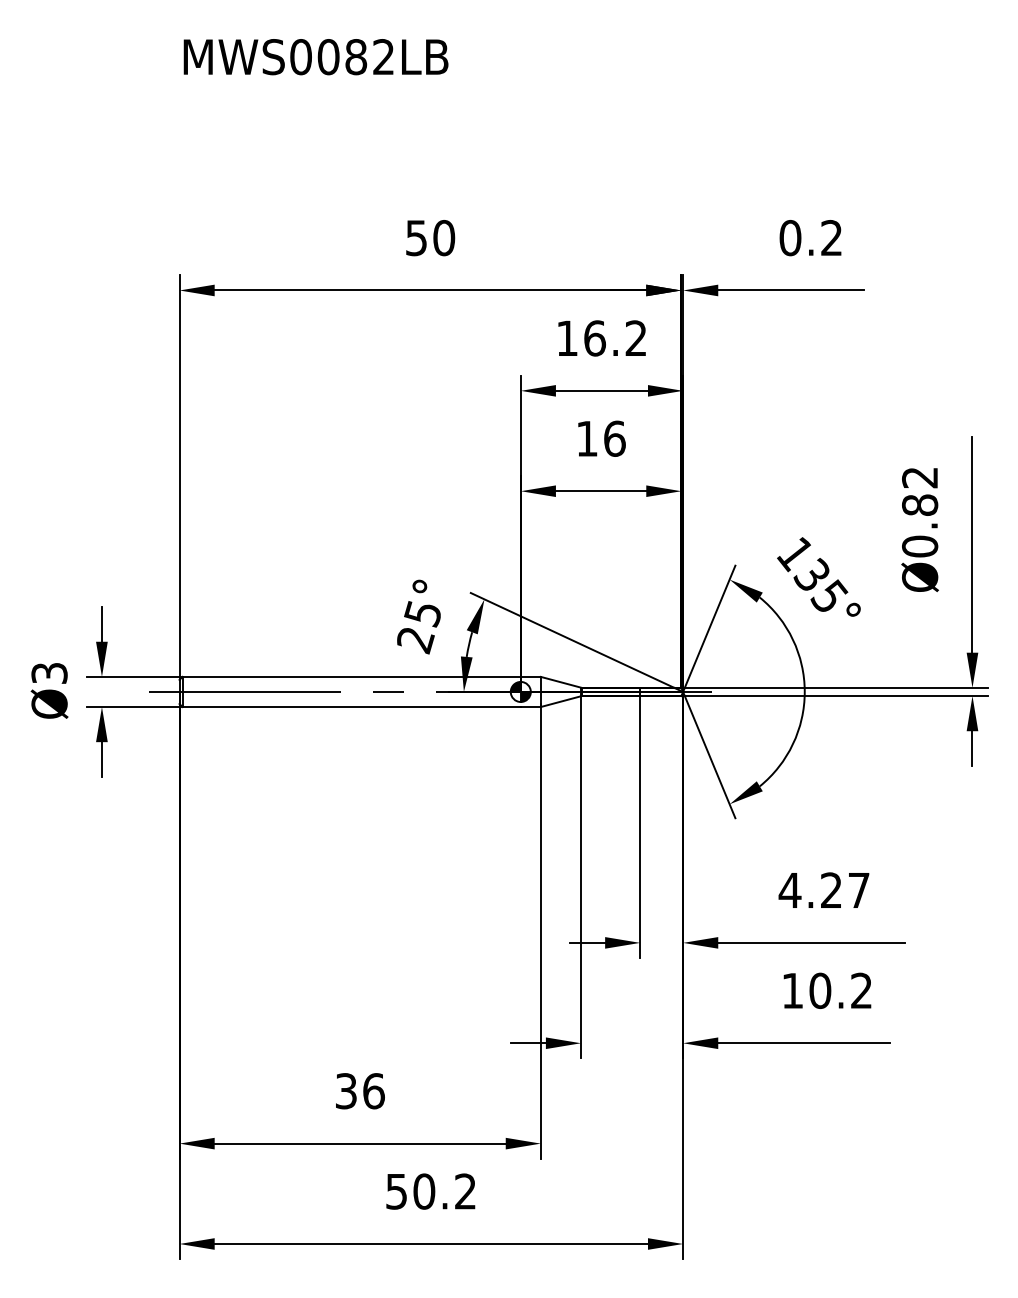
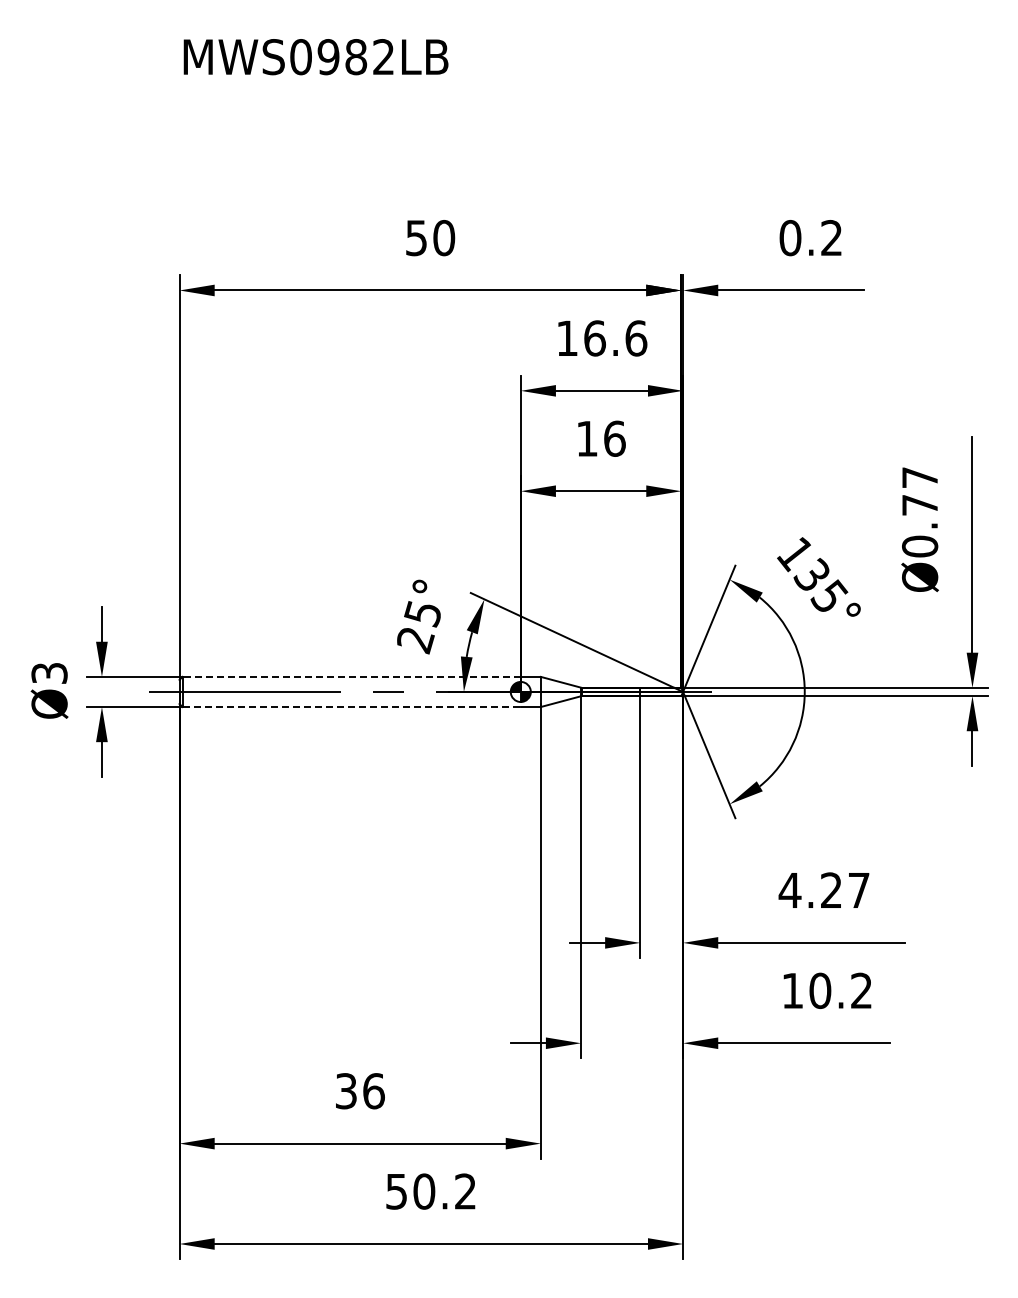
text: MWS0082LB -> MWS0982LB (328, 57)
text: 16.2 -> 16.6 (636, 338)
text: Ø0.82 -> Ø0.77 (920, 491)
line: solid -> dashed (351, 676)
line: solid -> dashed (352, 707)
